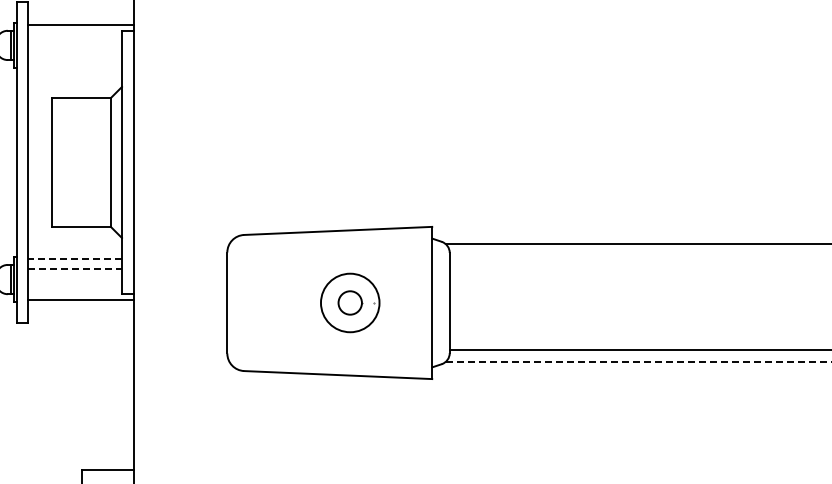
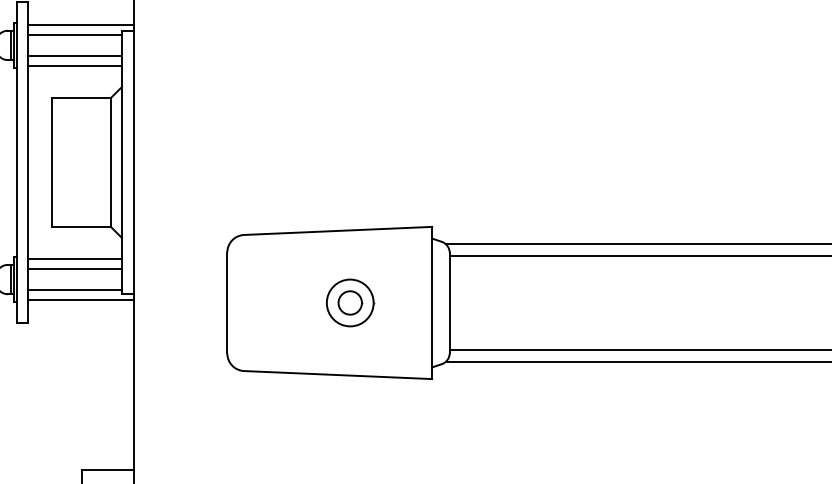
line: none -> present (74, 35)
line: none -> present (74, 55)
line: none -> present (74, 65)
line: none -> present (638, 256)
line: dashed -> solid (75, 259)
line: dashed -> solid (75, 269)
line: none -> present (75, 289)
circle diameter: 59 px -> 47 px (349, 302)
line: dashed -> solid (638, 361)
